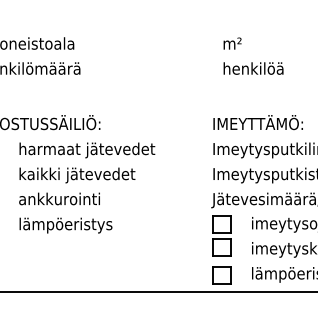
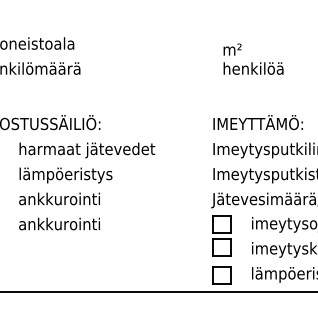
text position: (232, 43) -> (232, 49) (232, 49)
text: kaikki jätevedet -> lämpöeristys (78, 175)
text: lämpöeristys -> ankkurointi (65, 225)
